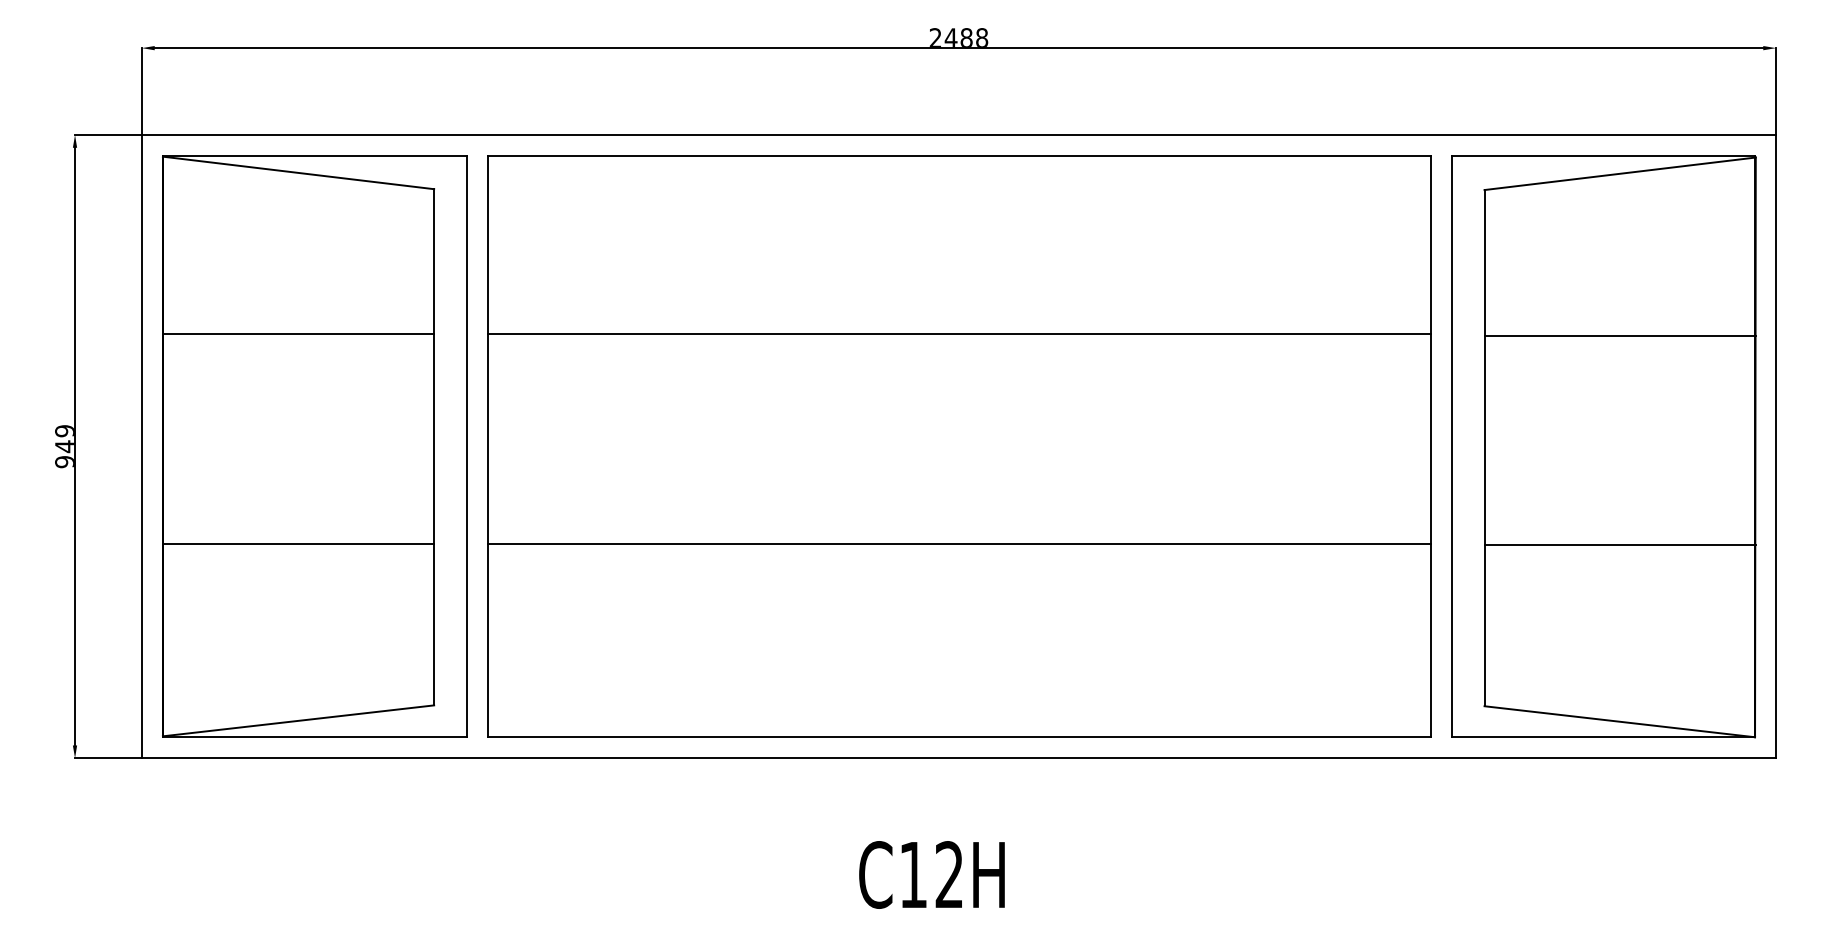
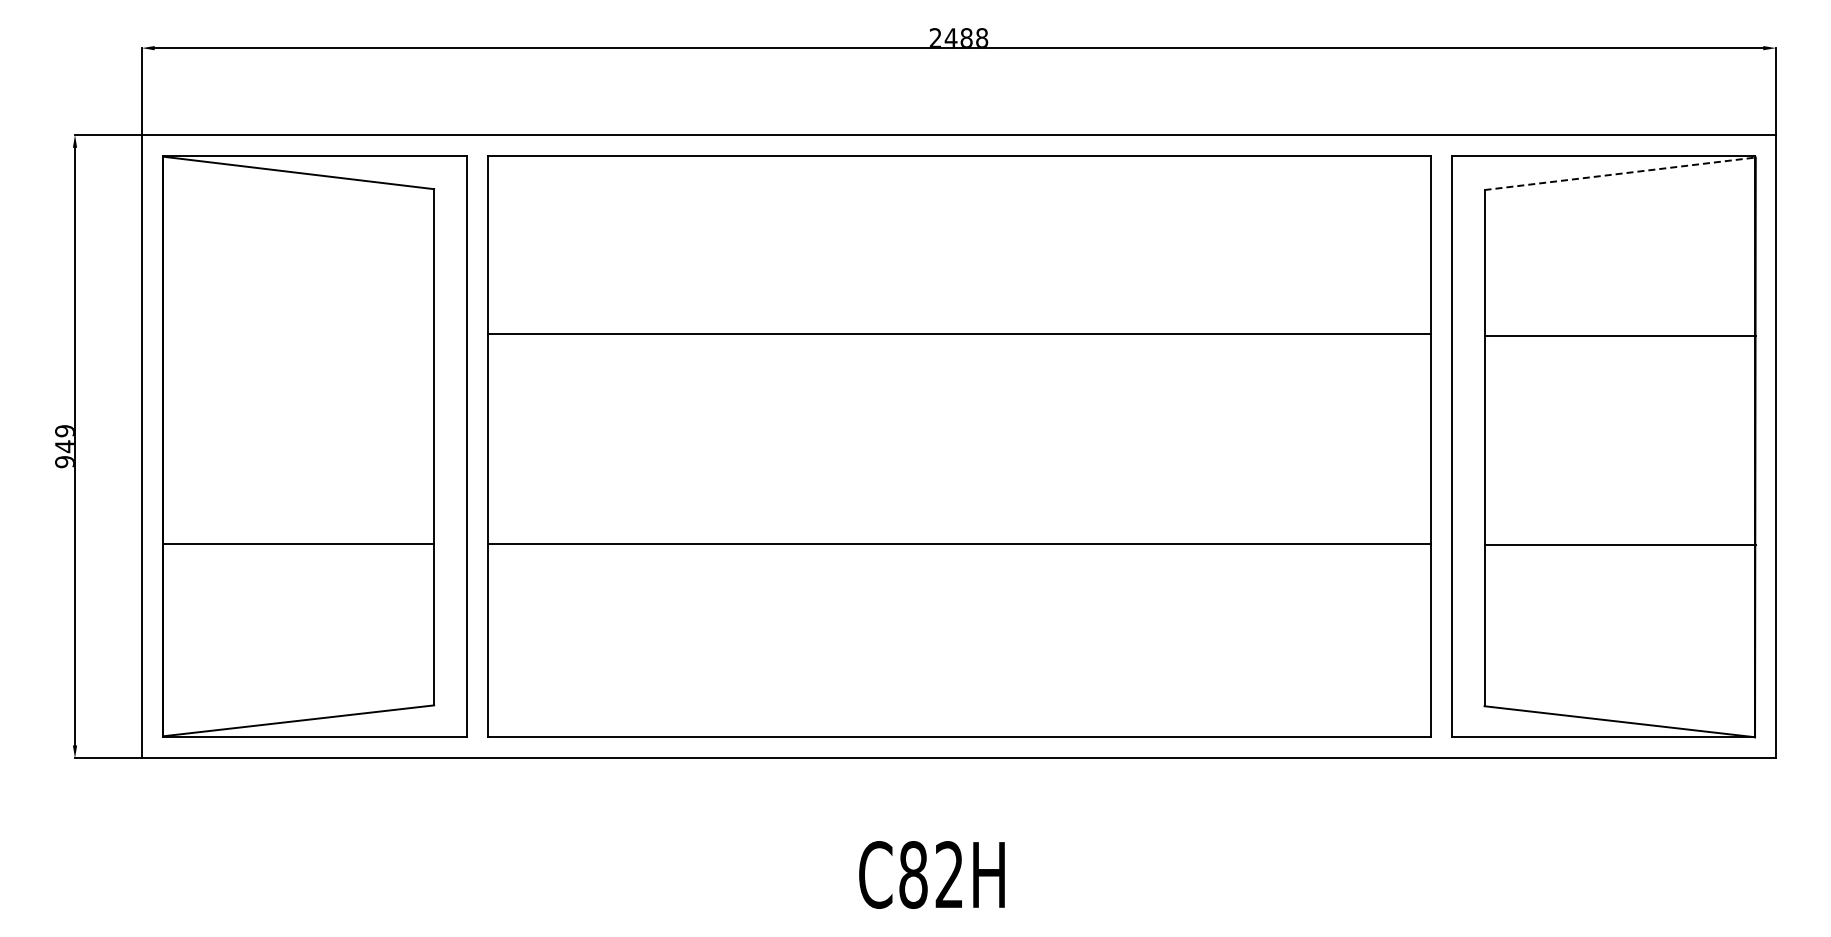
line: solid -> dashed (1620, 173)
line: present -> none (298, 334)
text: C12H -> C82H (913, 874)
